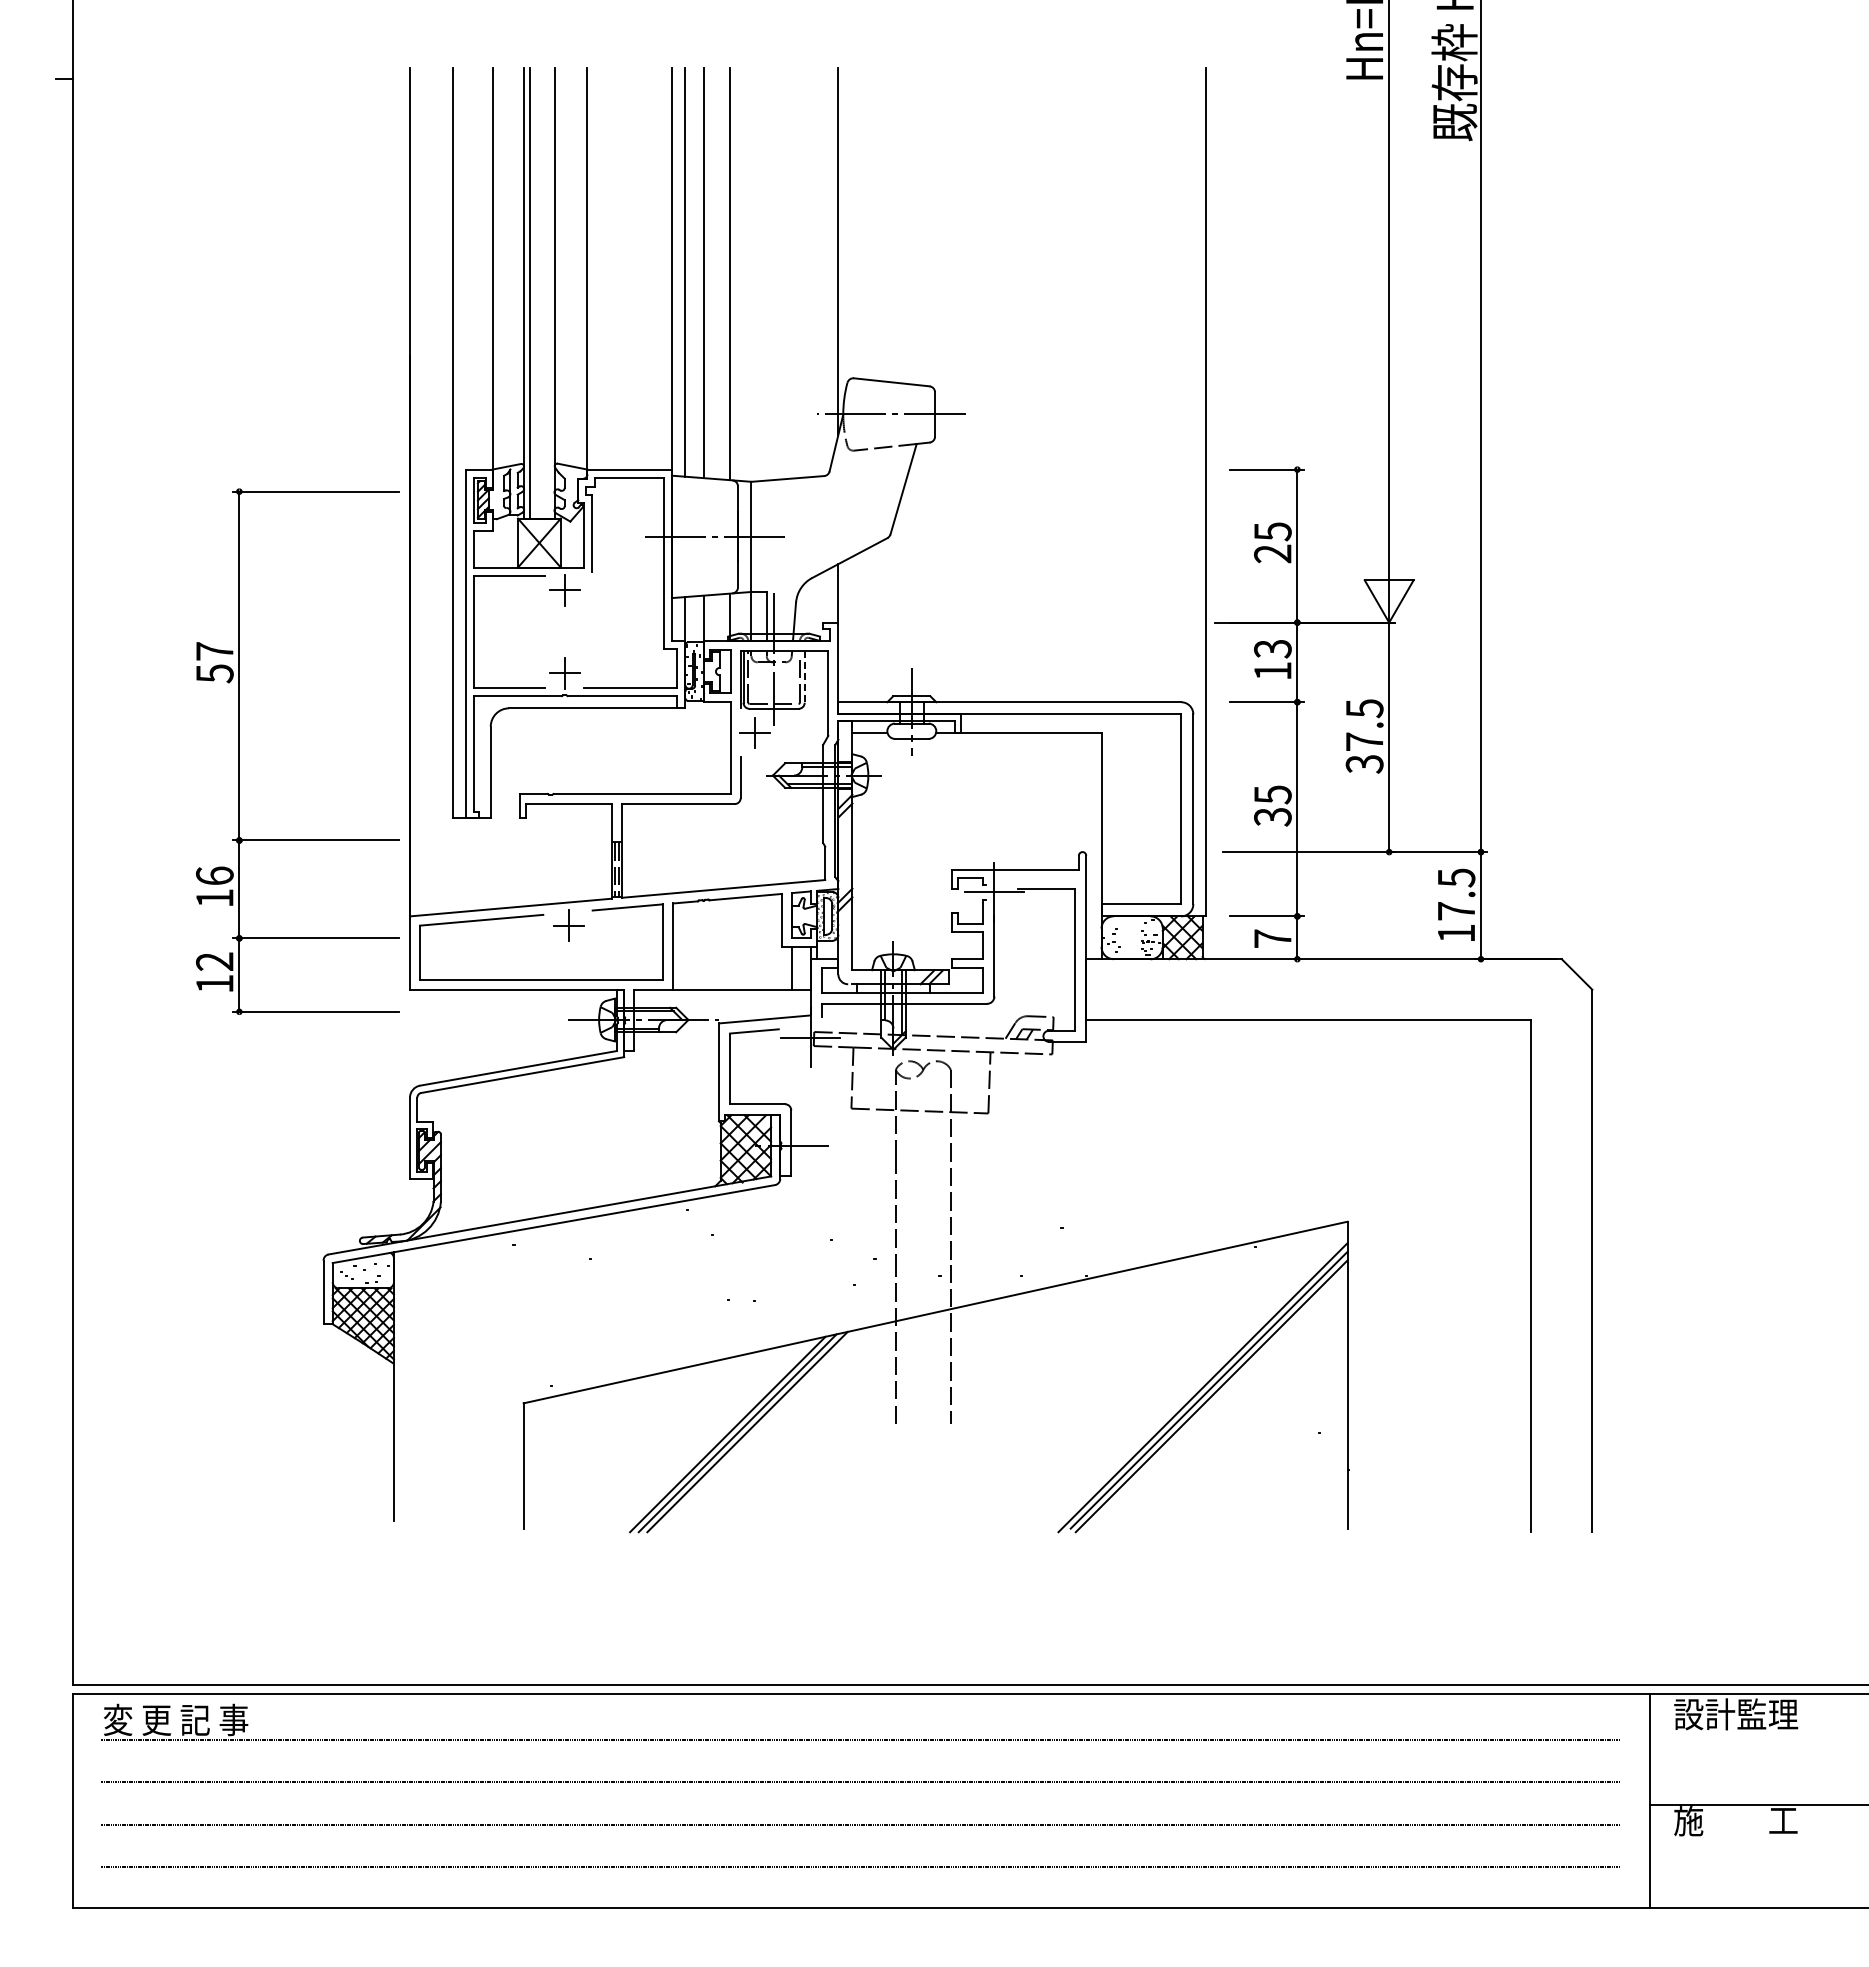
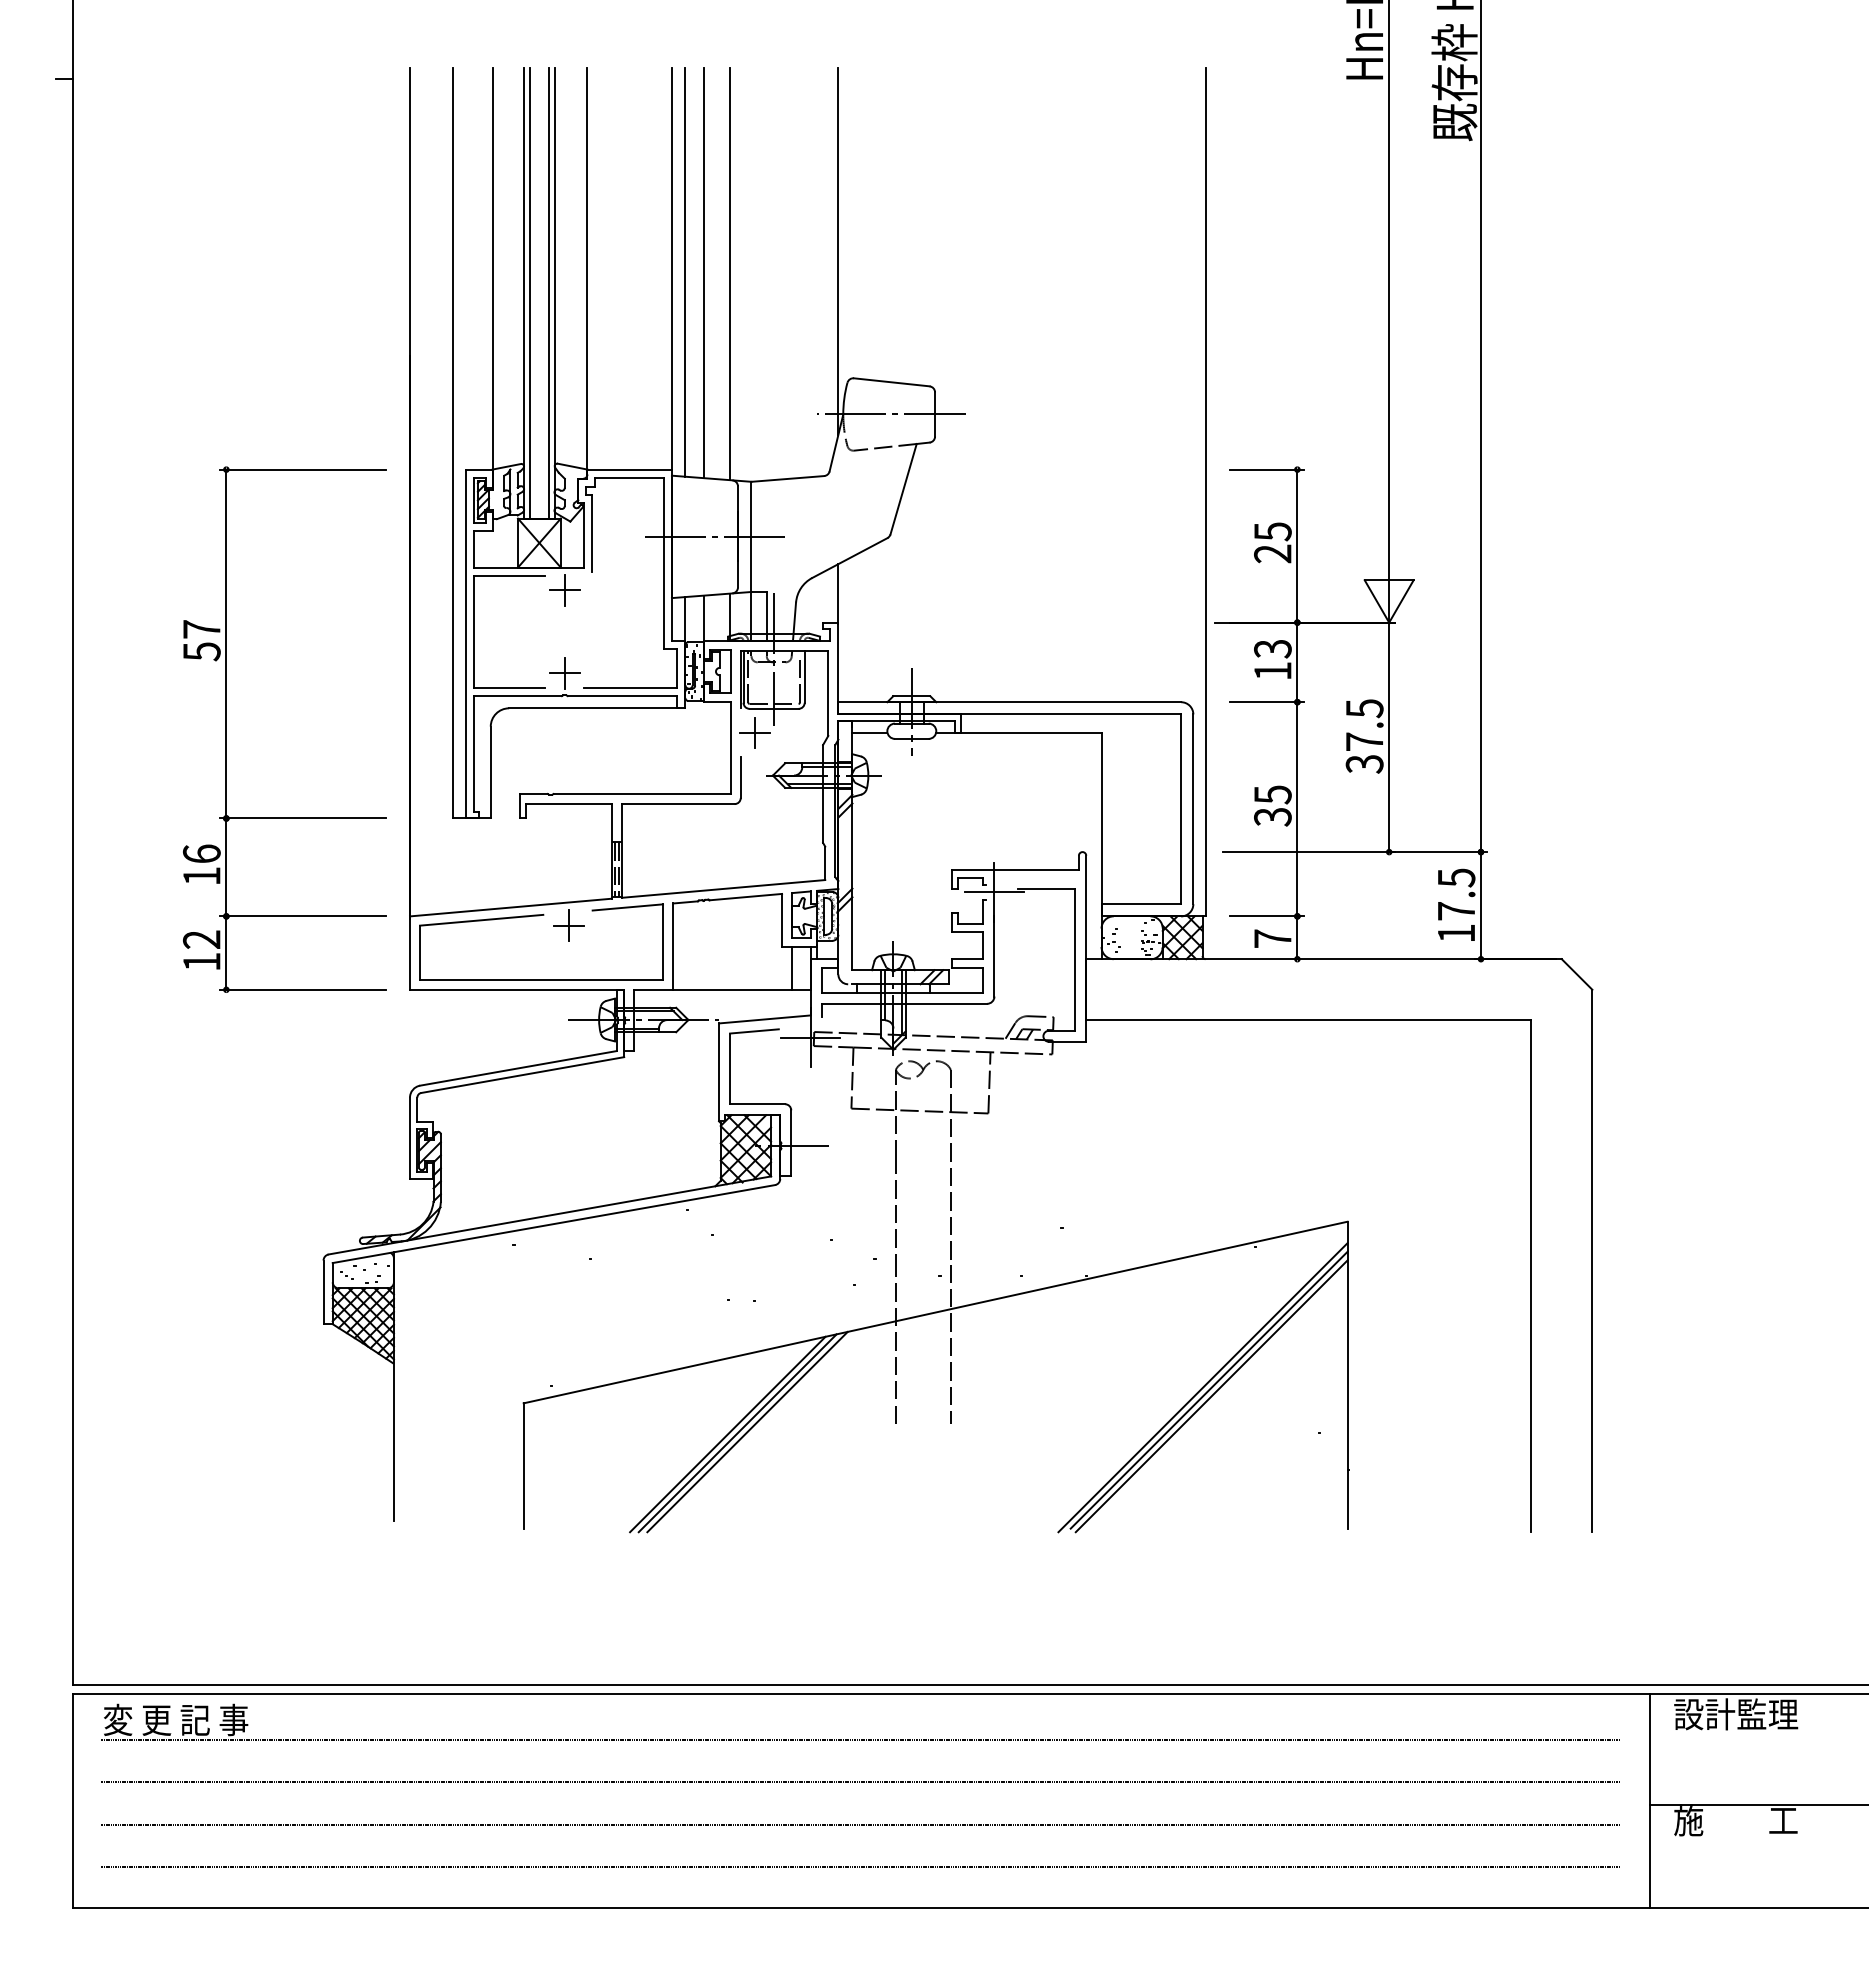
line: none -> present (548, 293)
line: dashed -> solid (804, 676)
part position: (239, 751) -> (226, 729) (226, 729)
